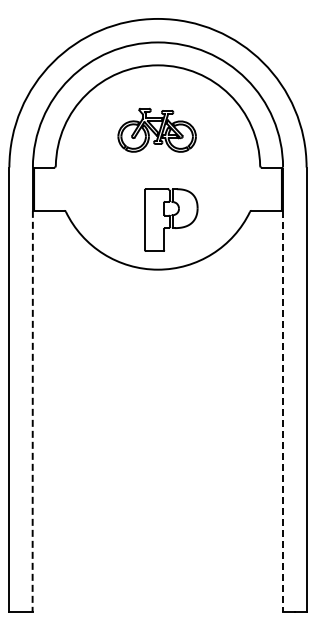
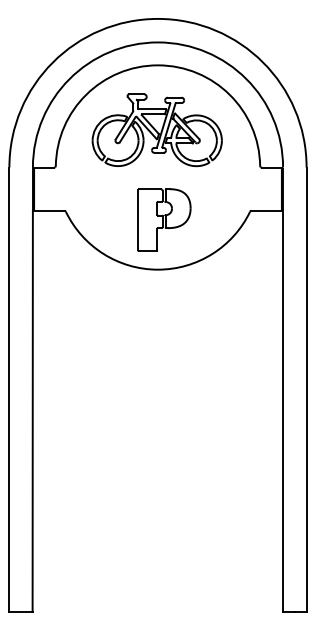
part size: 80x45 px -> 132x75 px (156, 130)
part position: (171, 219) -> (164, 219) (164, 219)
line: dashed -> solid (32, 411)
line: dashed -> solid (283, 411)
